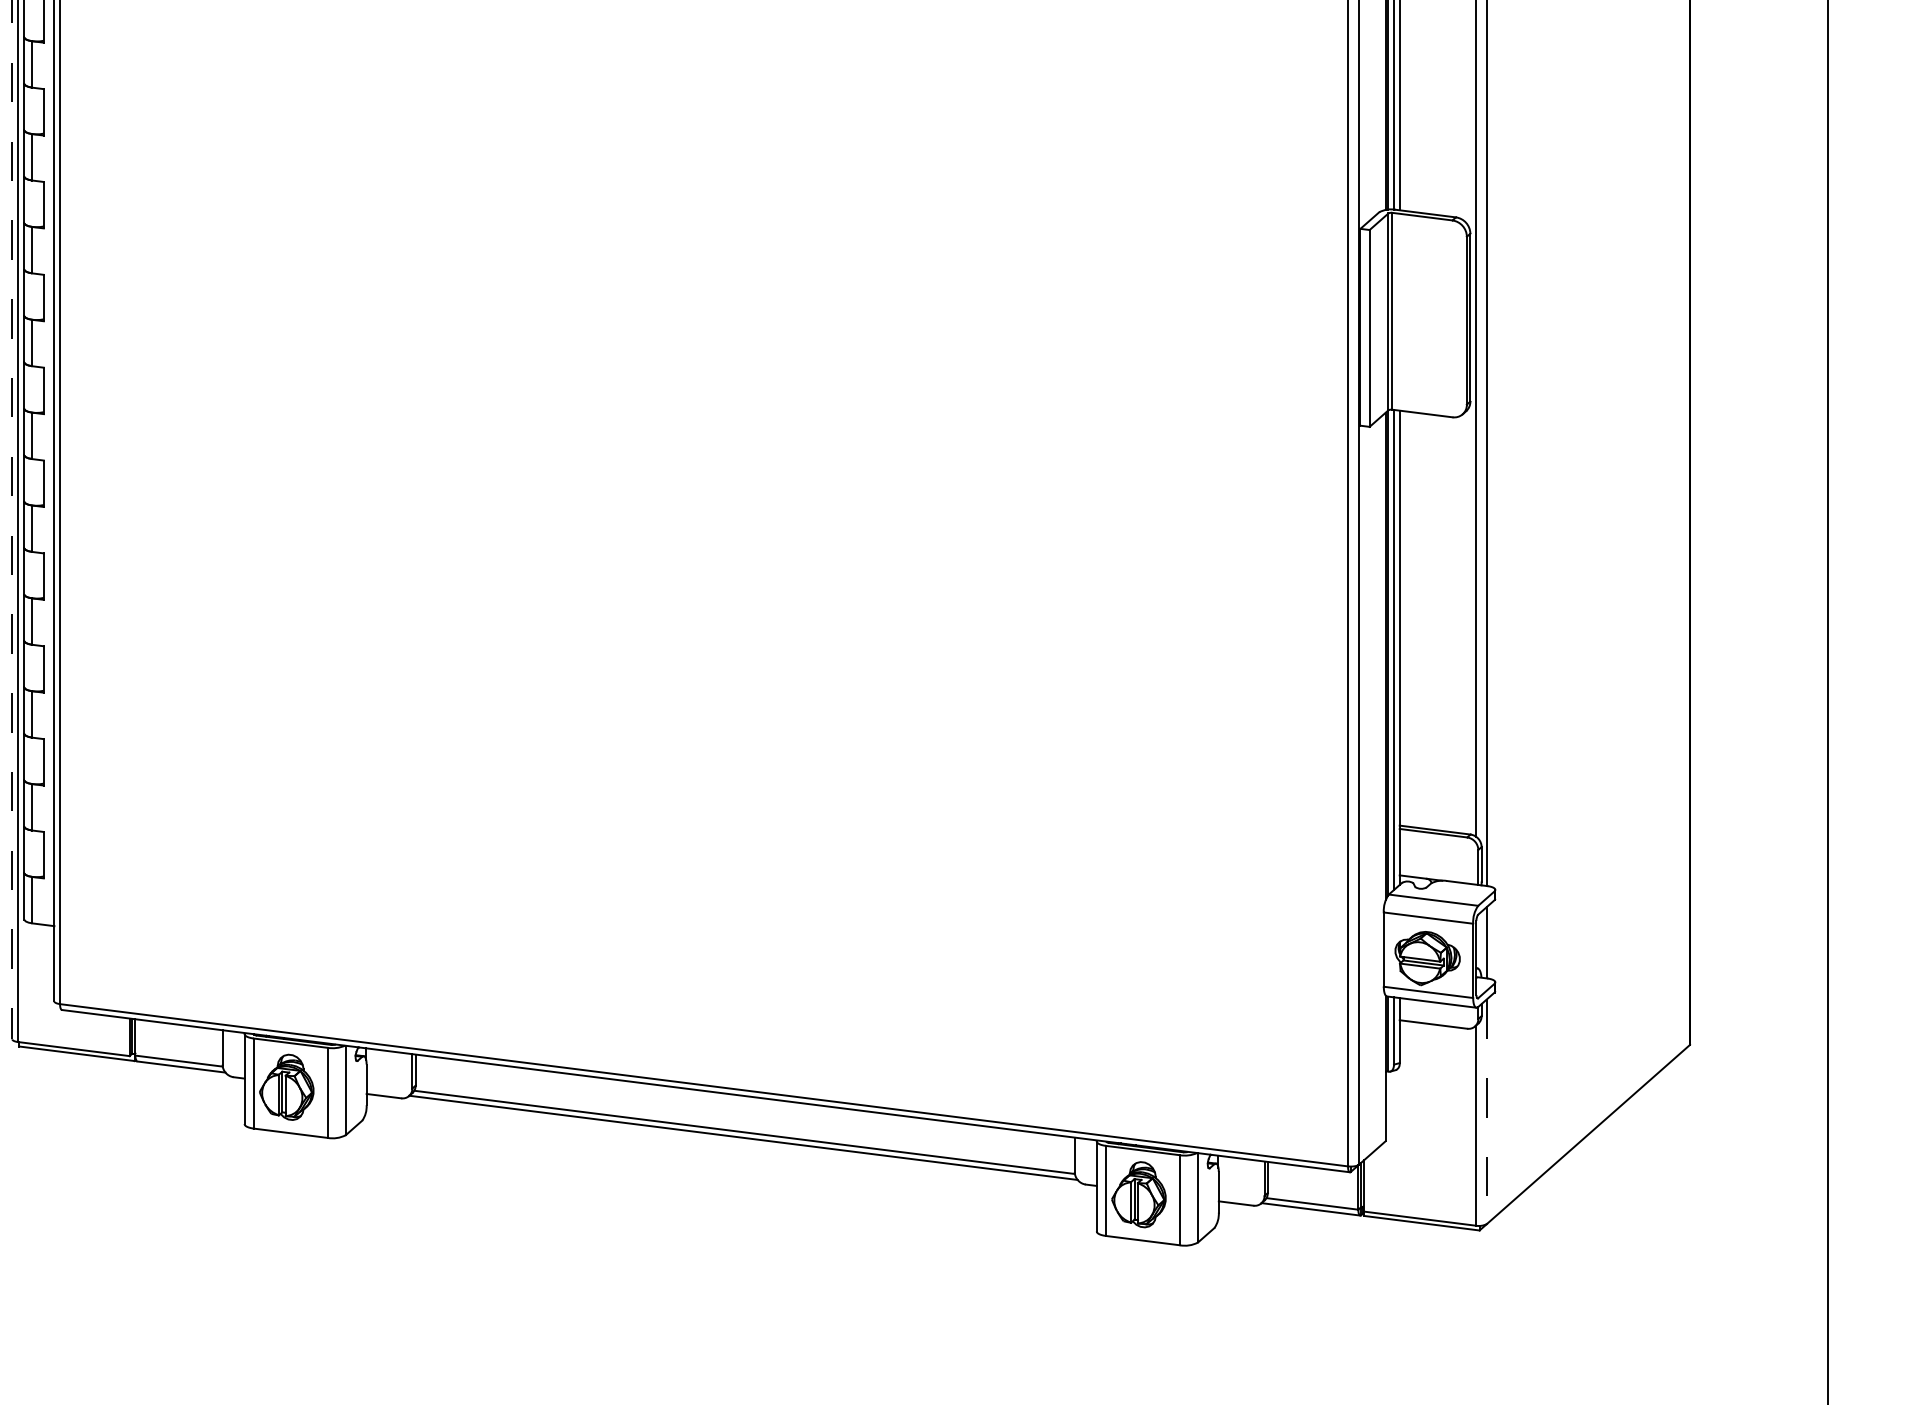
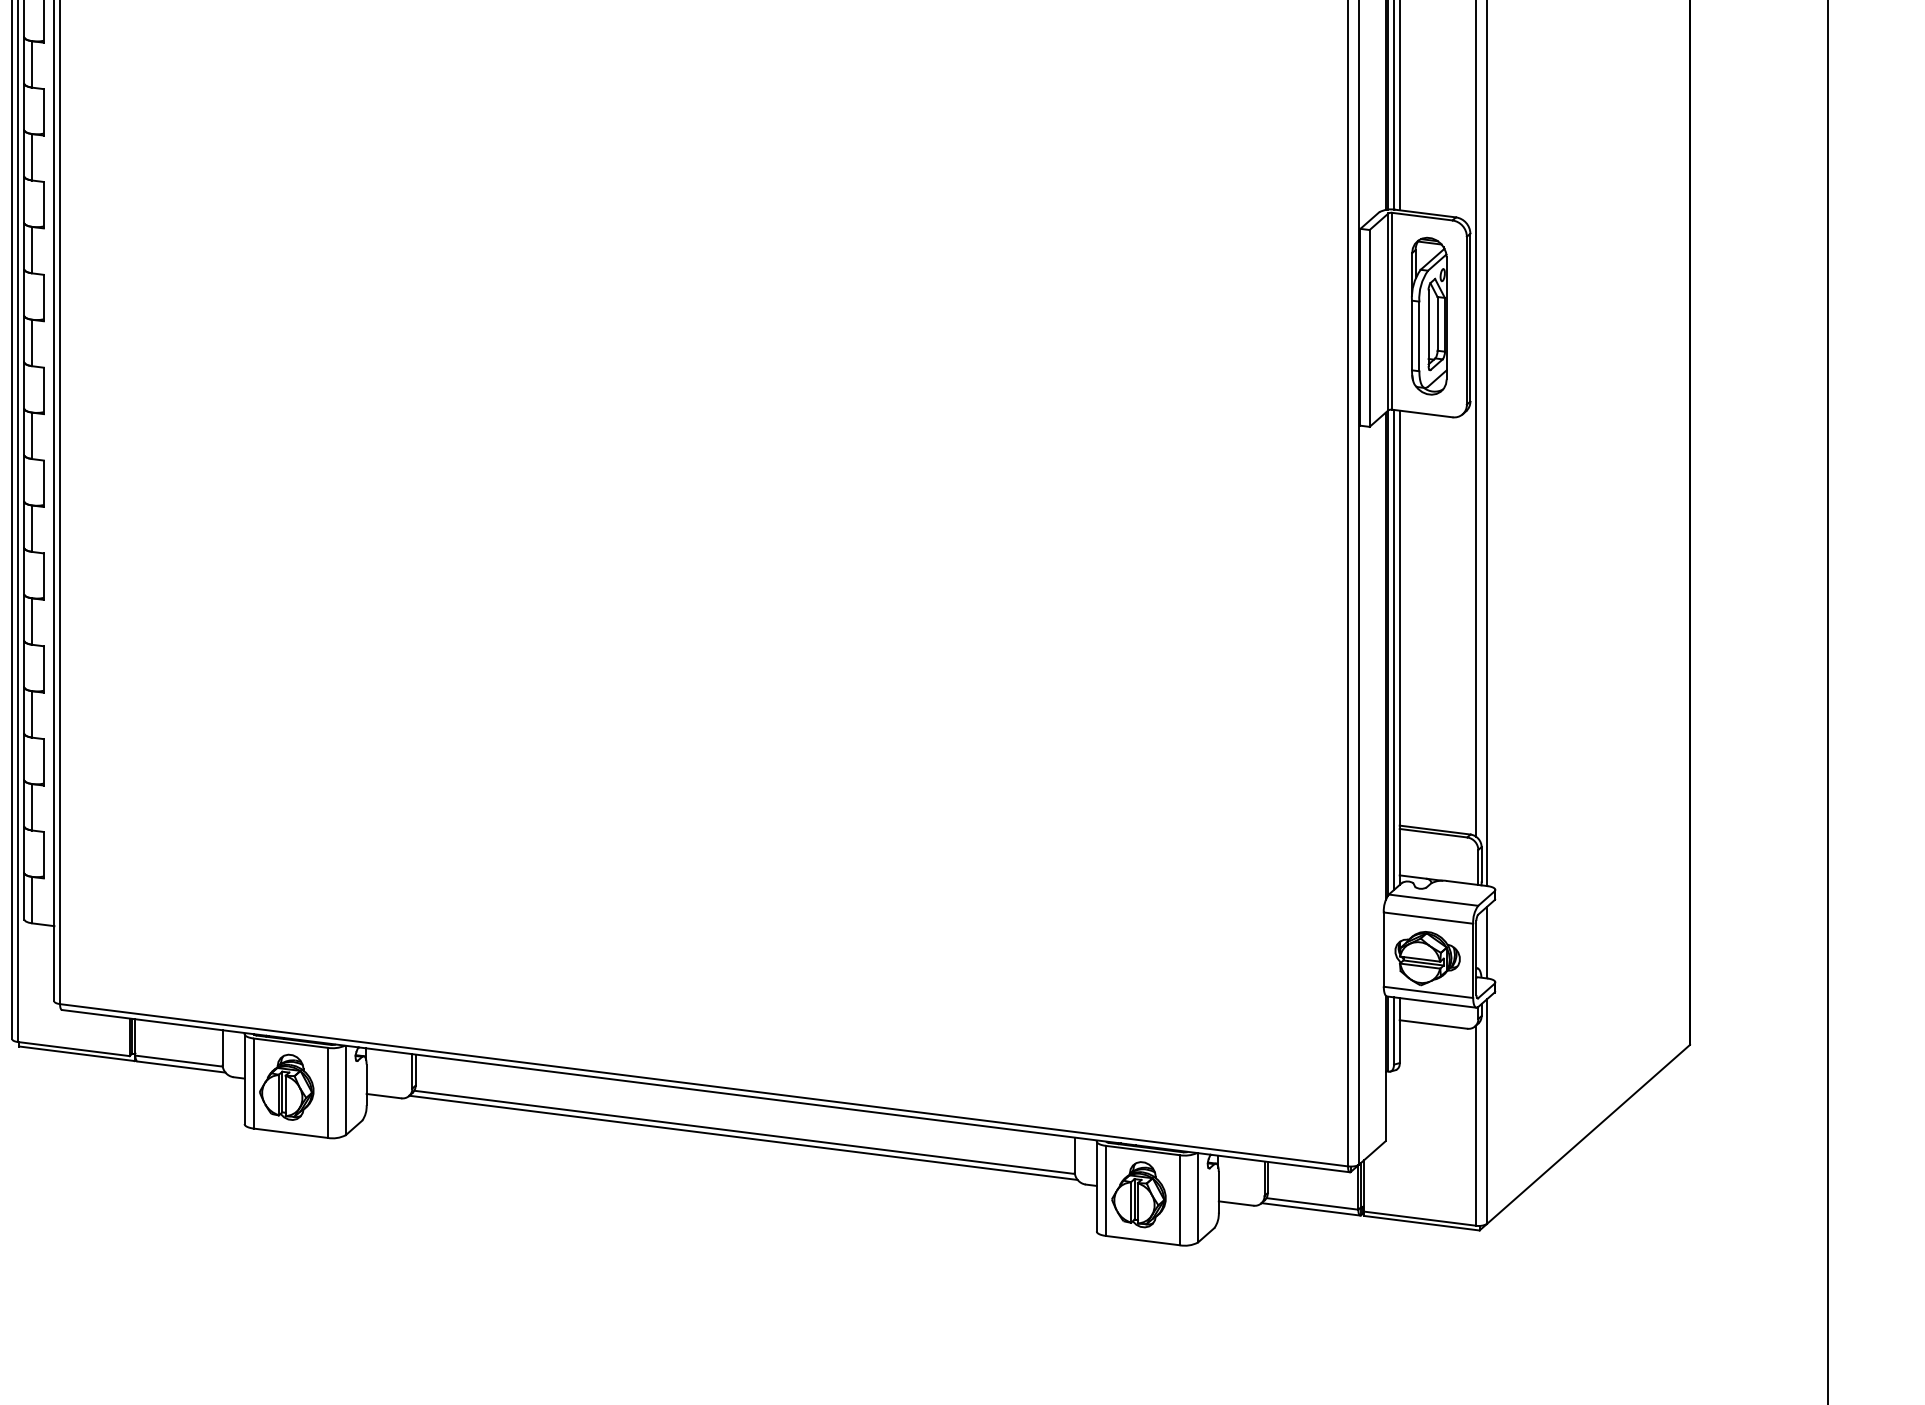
part: none -> present (1429, 315)
line: dashed -> solid (12, 520)
line: dashed -> solid (1486, 1112)
